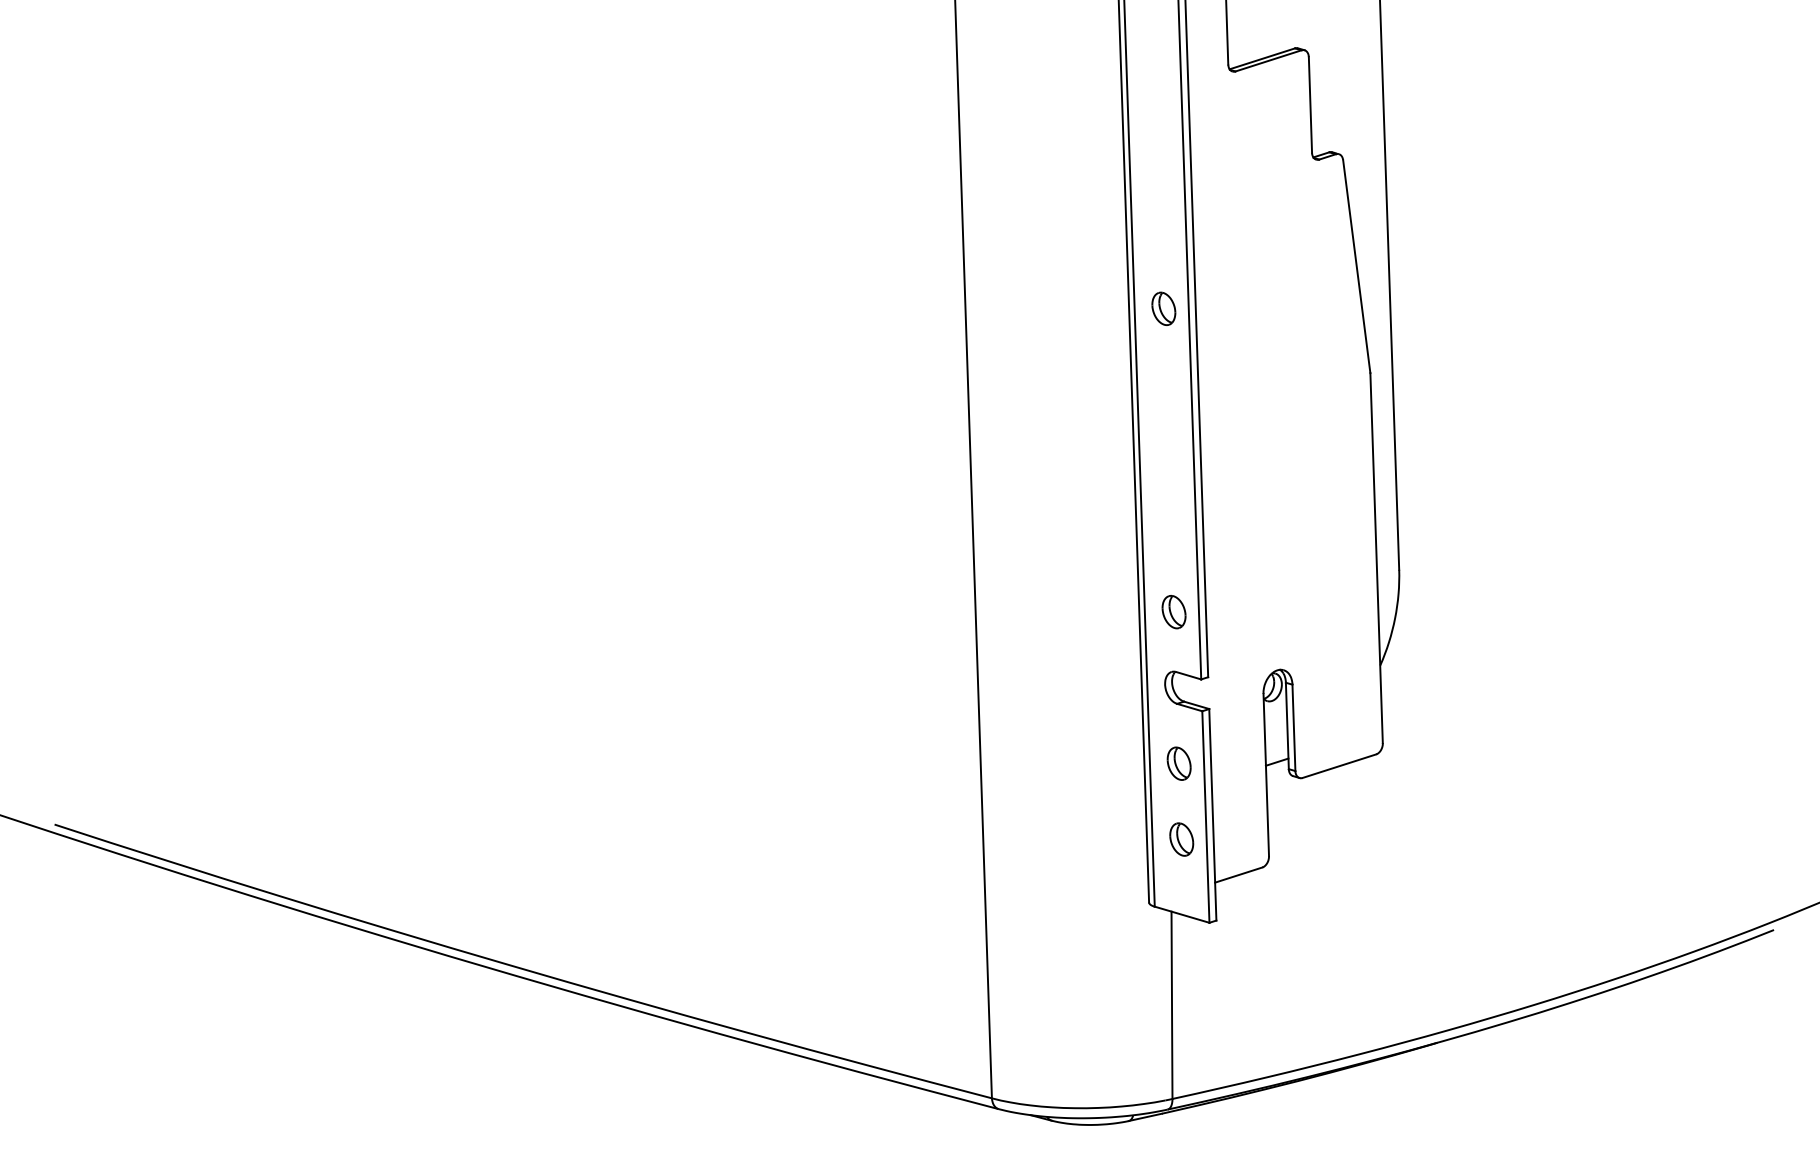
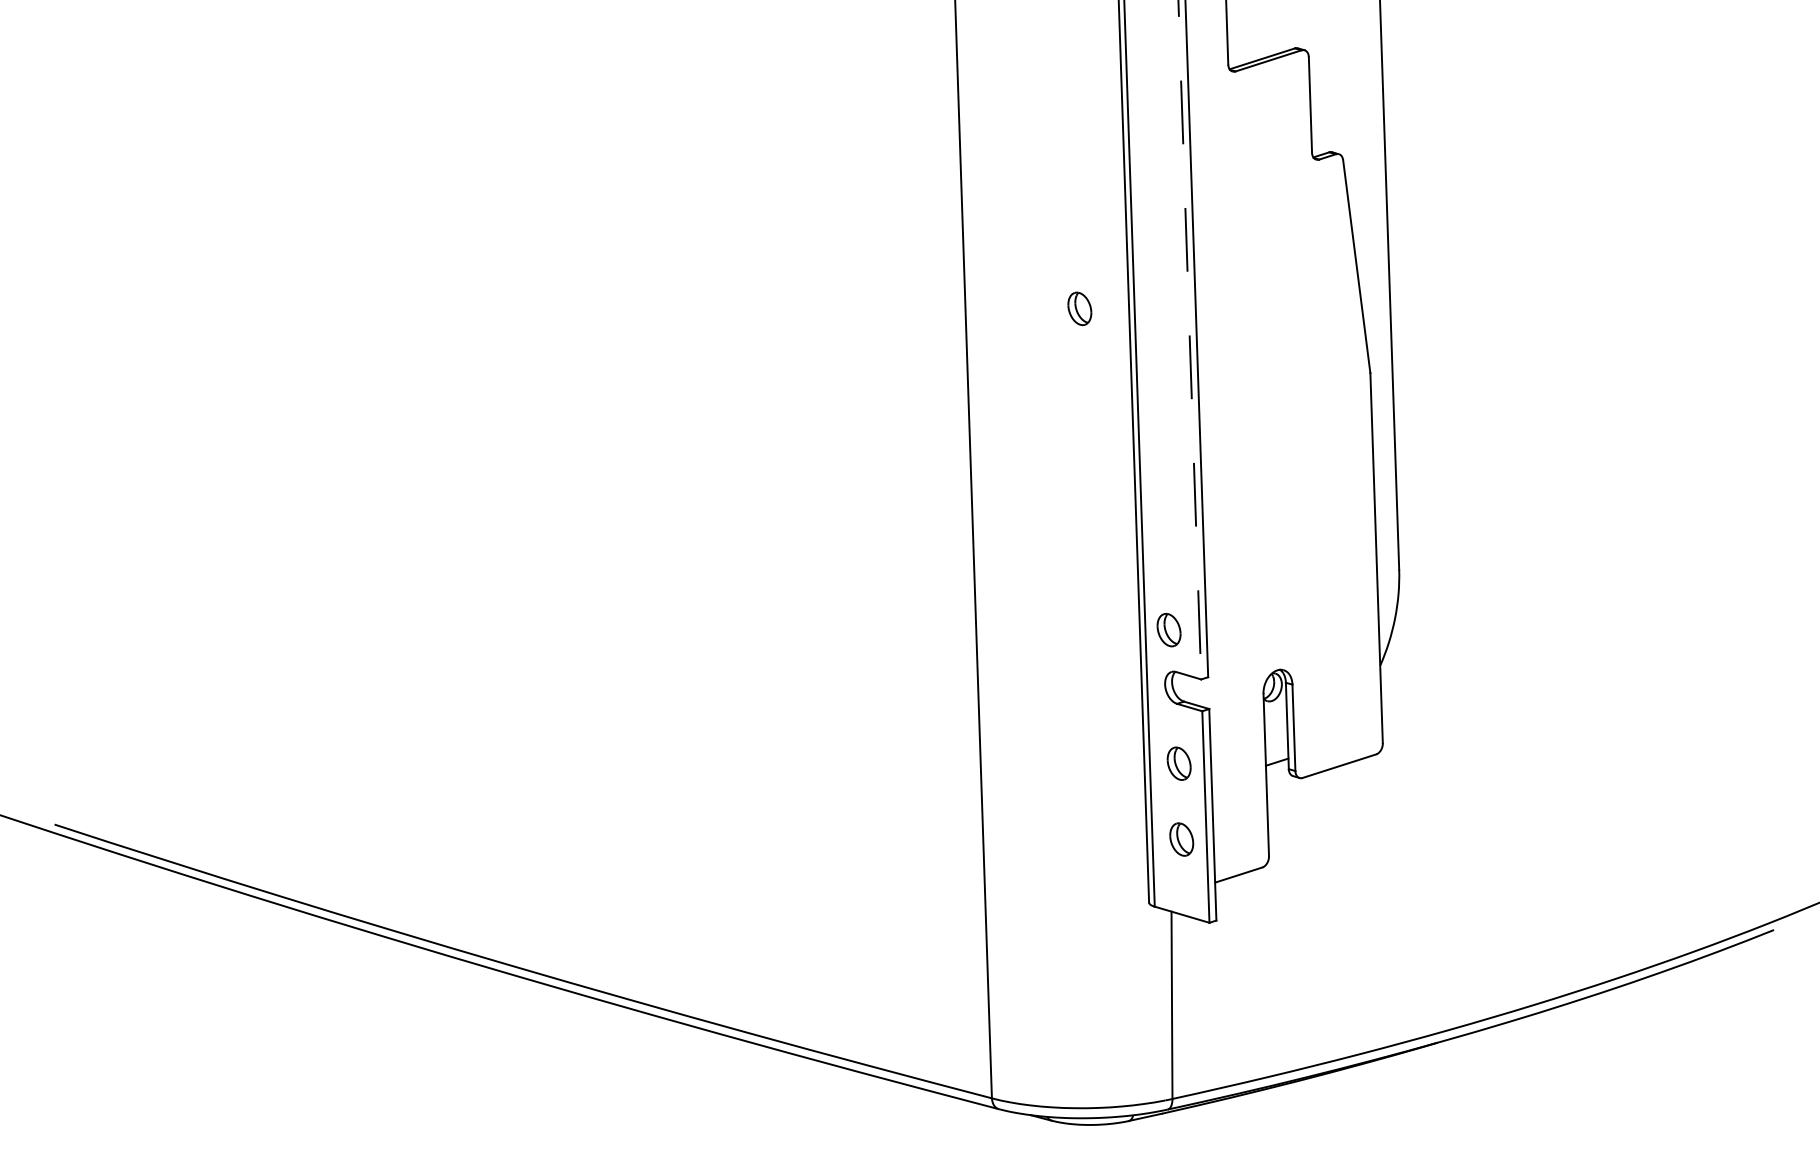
part position: (1163, 308) -> (1079, 308) (1079, 308)
line: solid -> dashed (1189, 339)
part position: (1173, 612) -> (1168, 630) (1168, 630)
